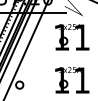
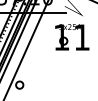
part: present -> none (72, 80)
